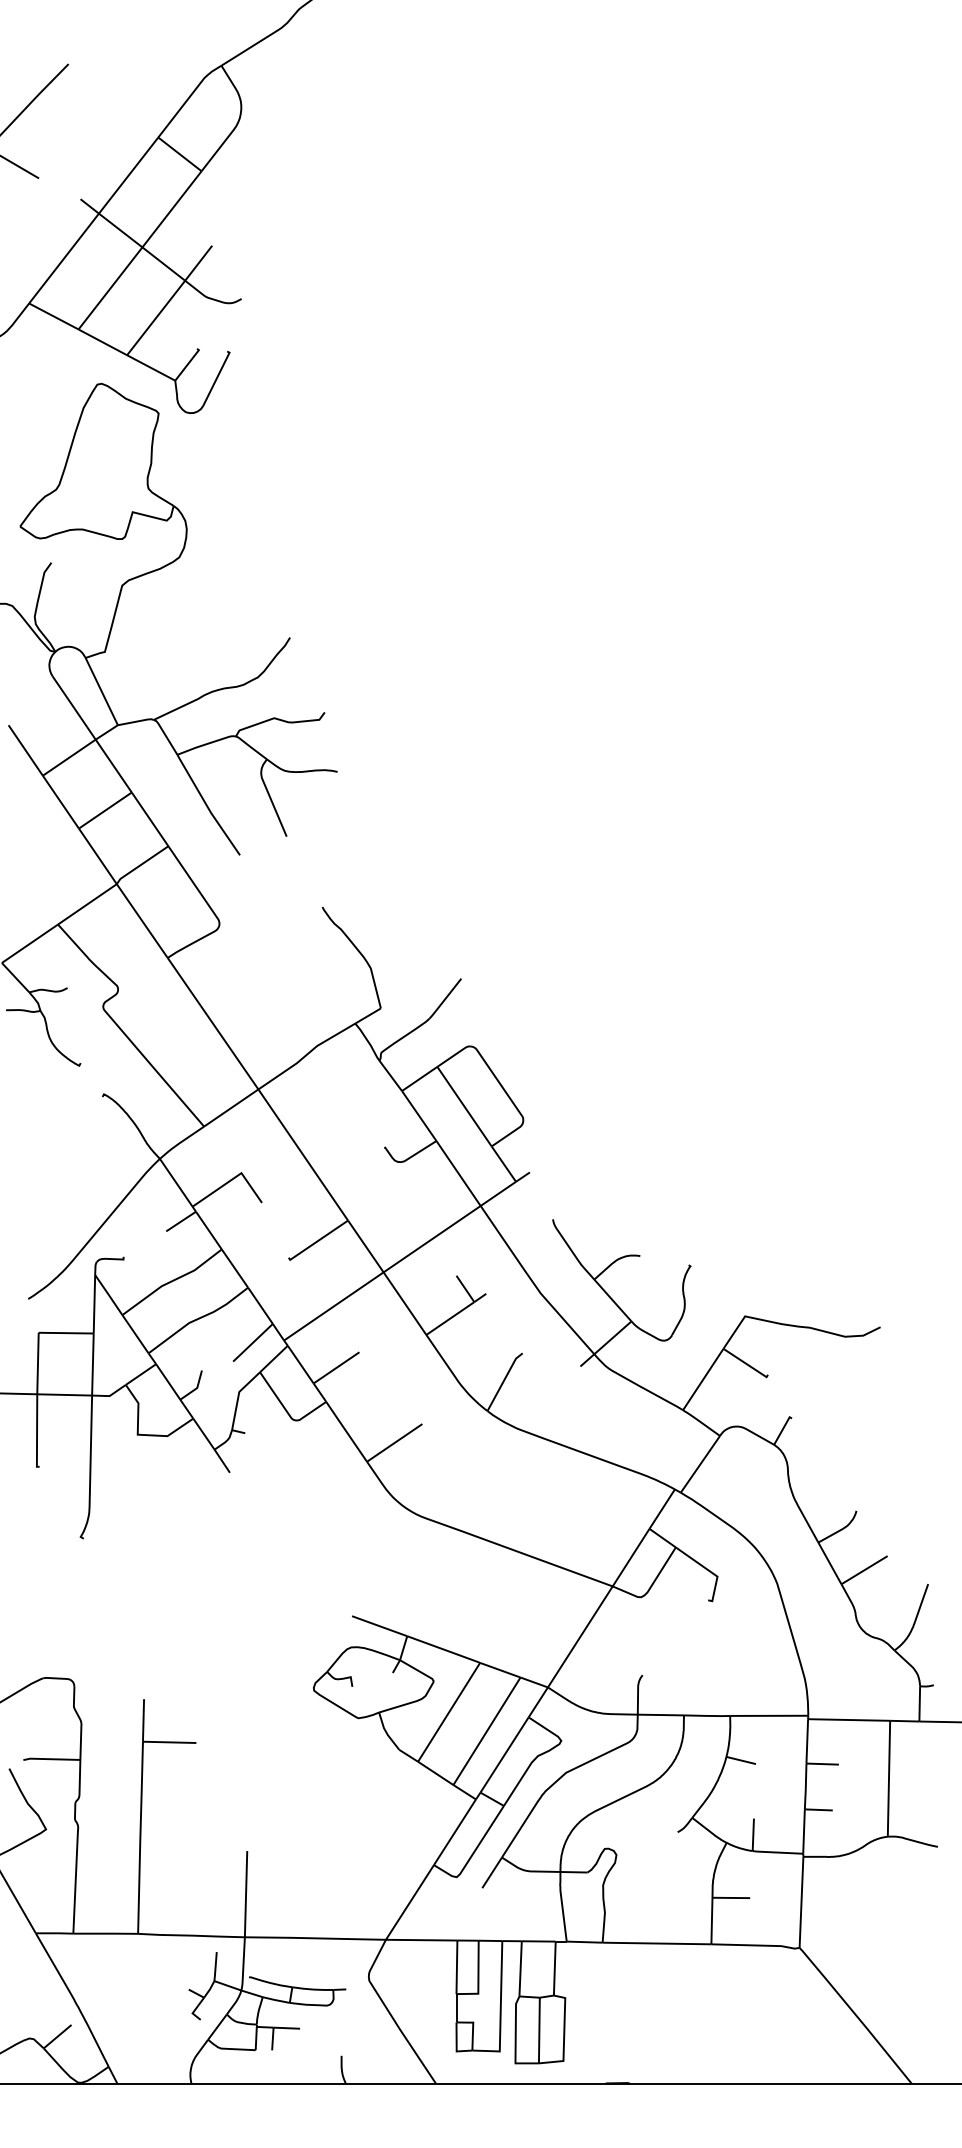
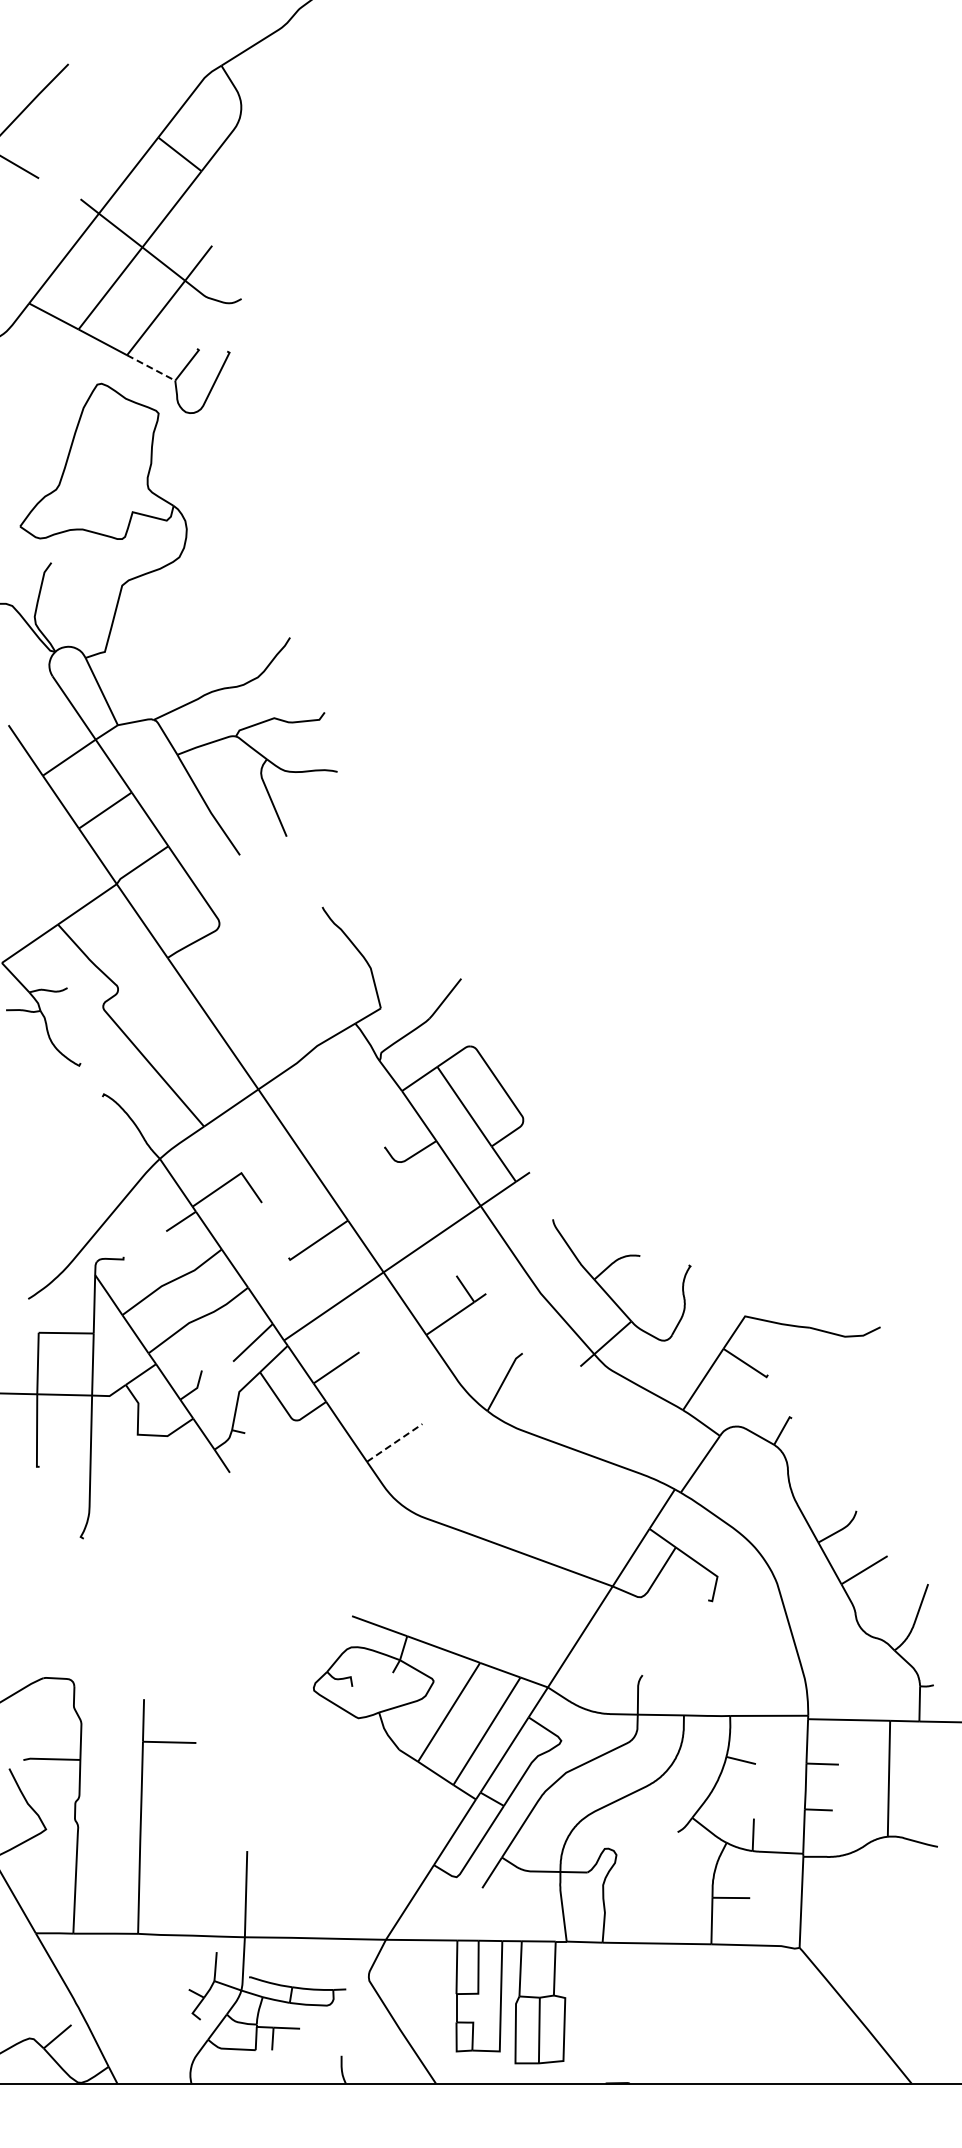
line: solid -> dashed (151, 368)
line: solid -> dashed (395, 1442)
